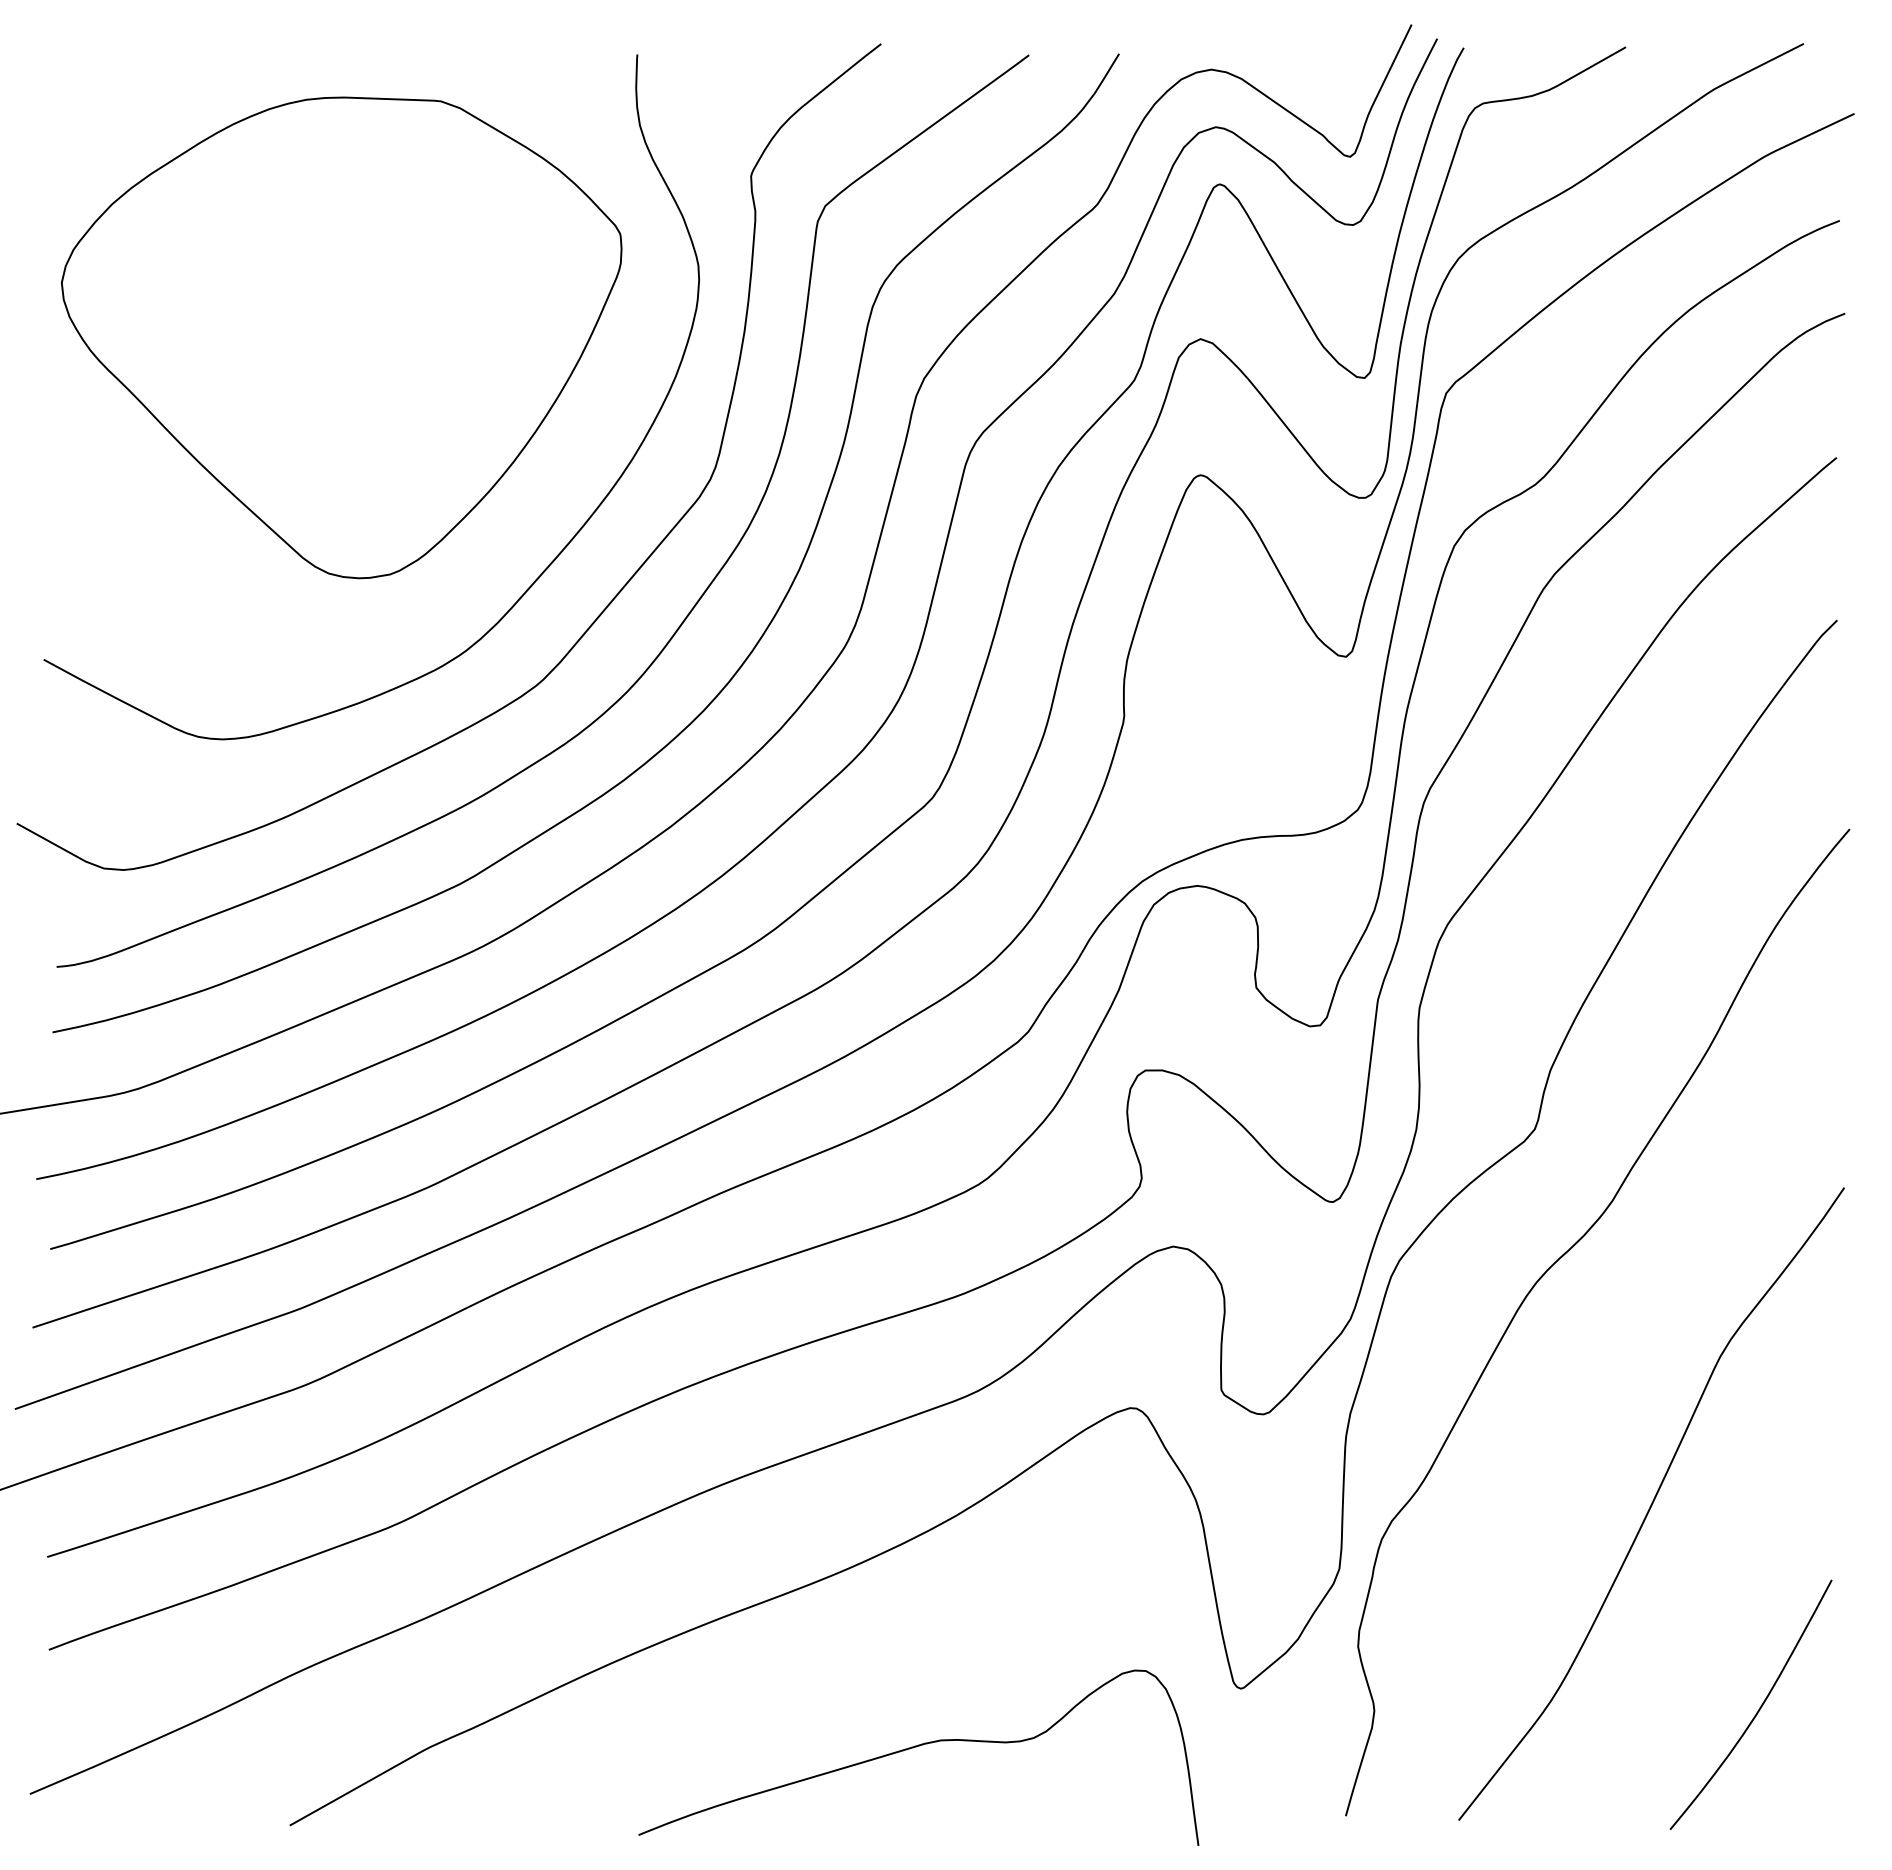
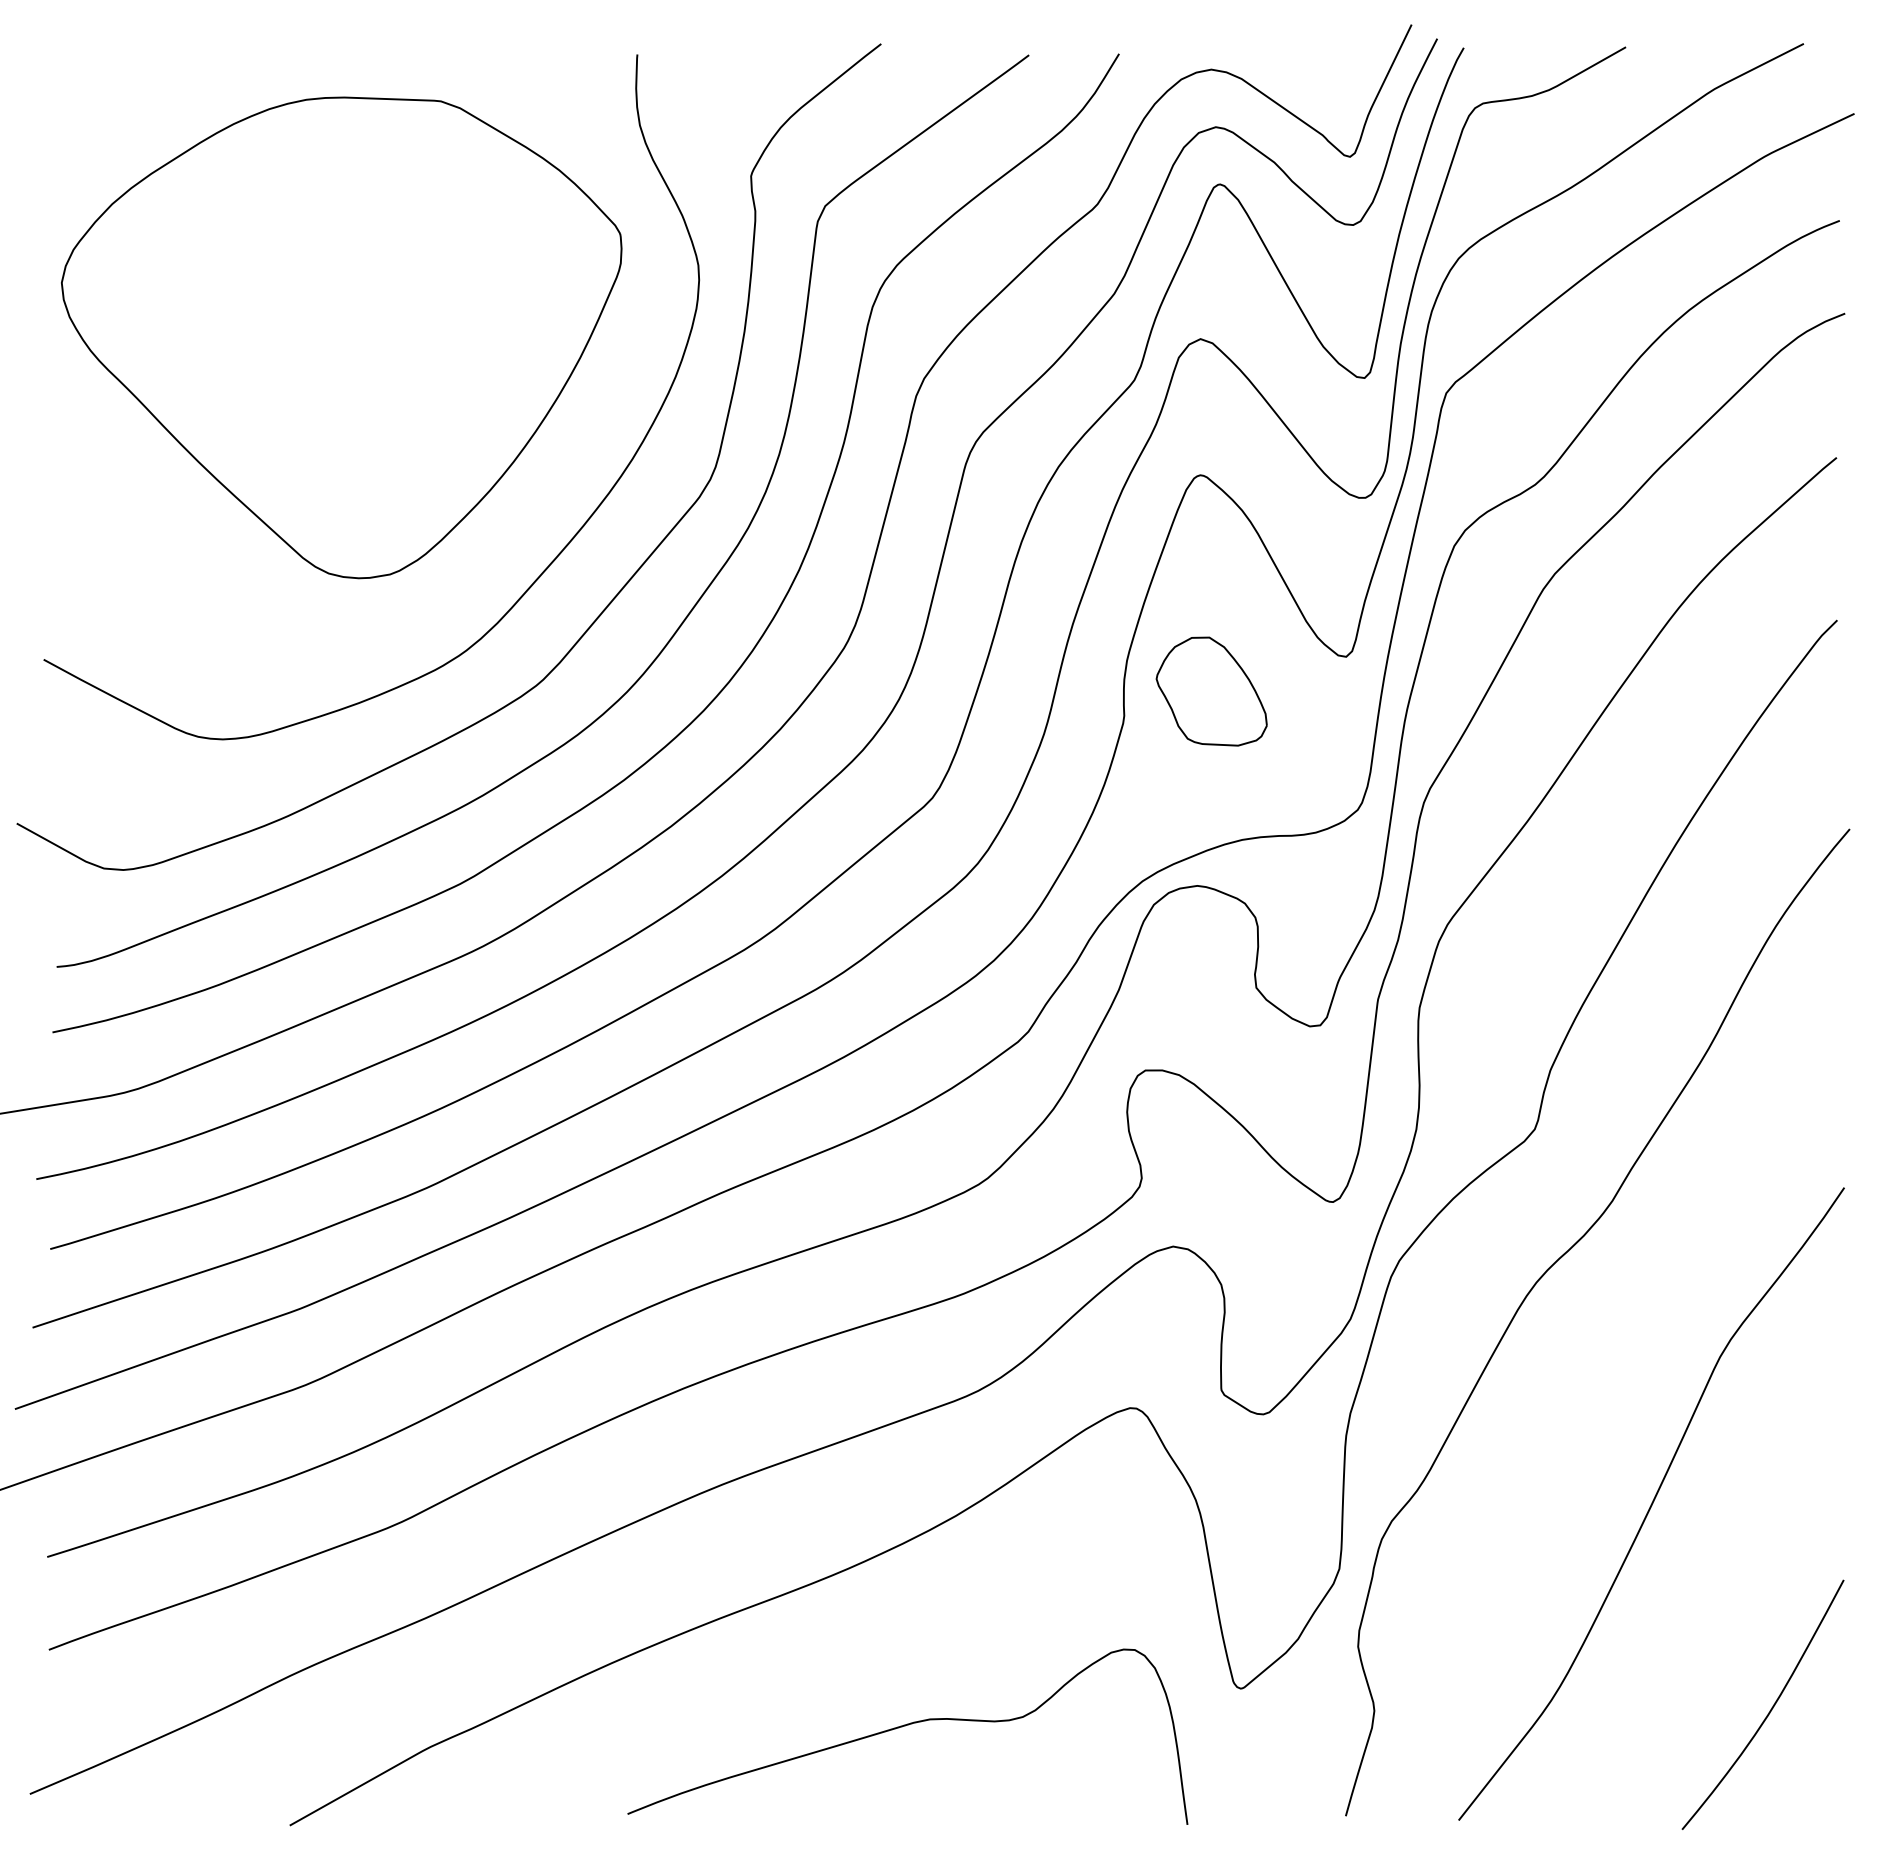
part: none -> present (1211, 691)
curve position: (1757, 1710) -> (1769, 1710) (1769, 1710)
curve position: (916, 1747) -> (905, 1726) (905, 1726)
